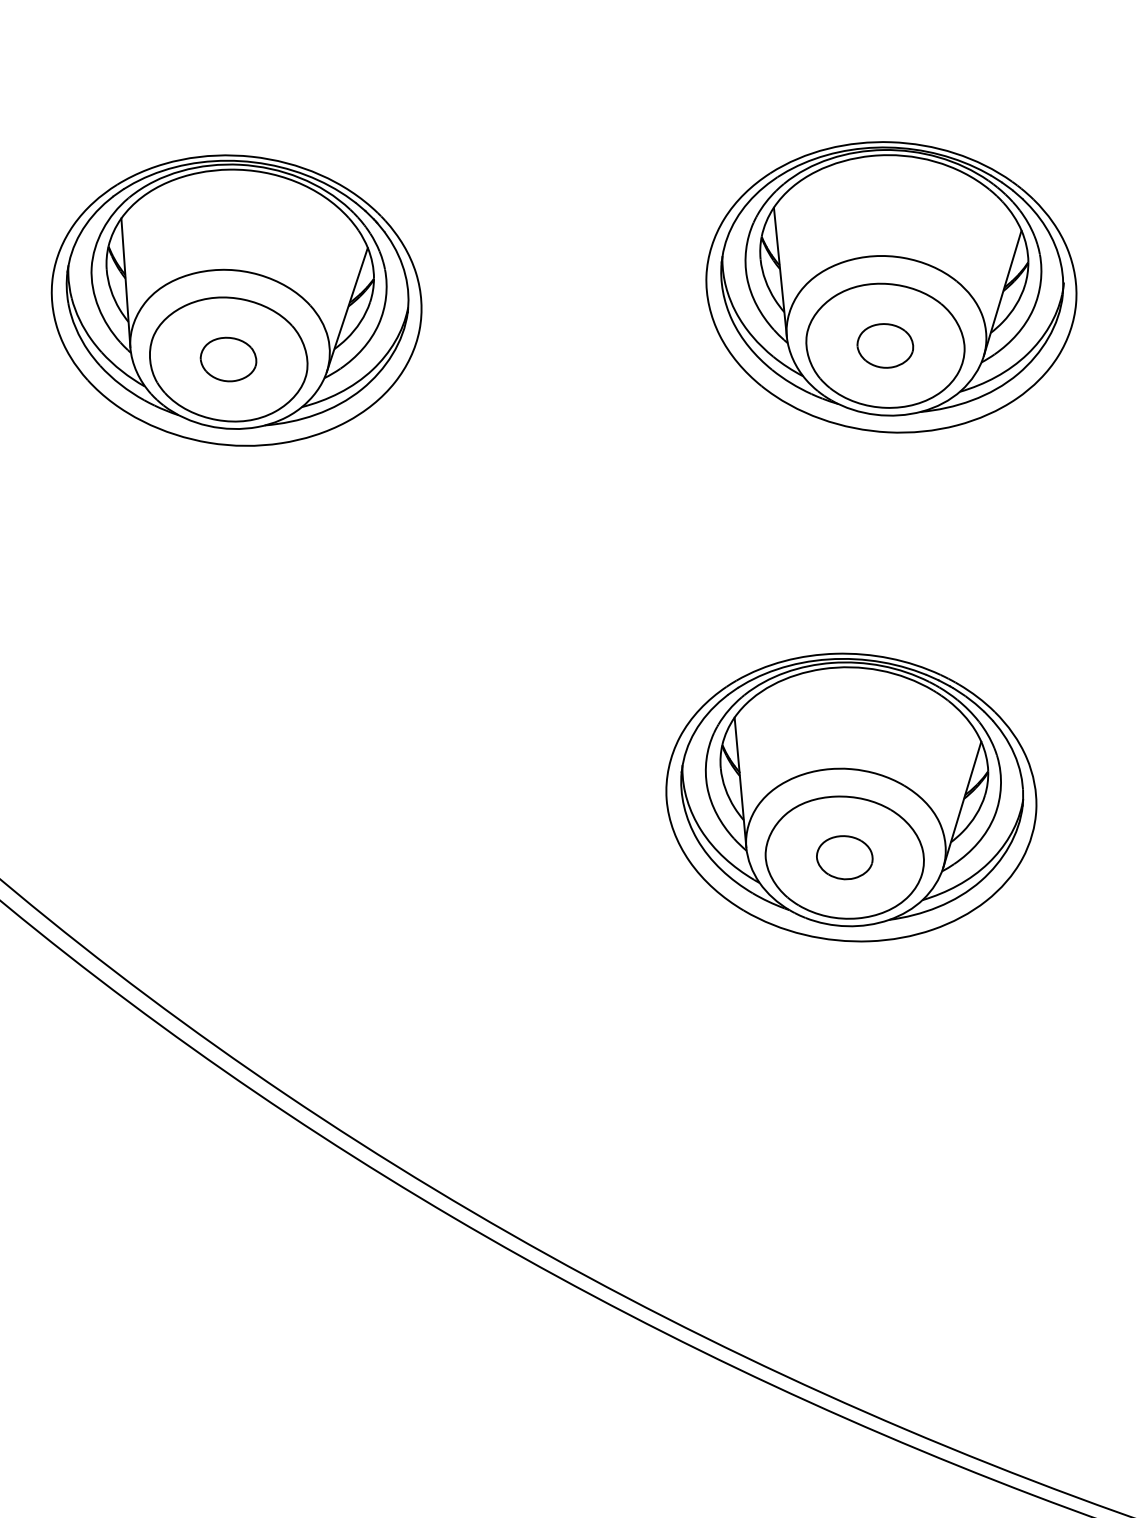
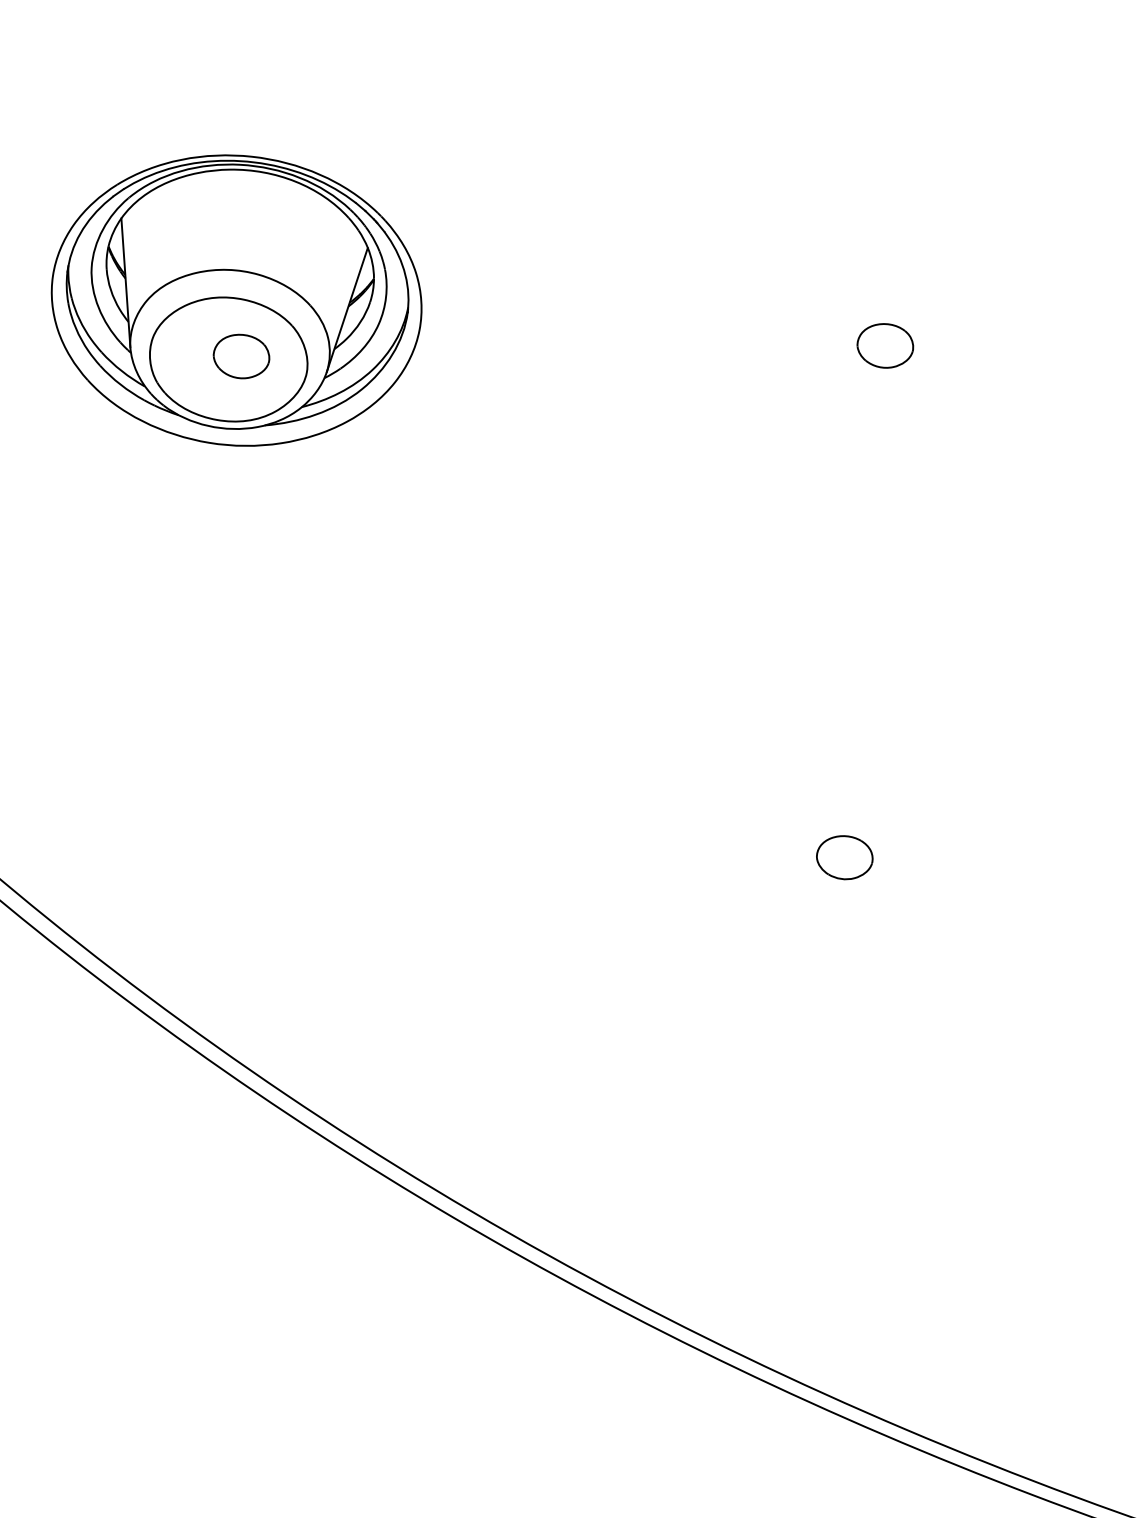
part: present -> none (891, 287)
part position: (228, 359) -> (241, 356) (241, 356)
part: present -> none (851, 797)
